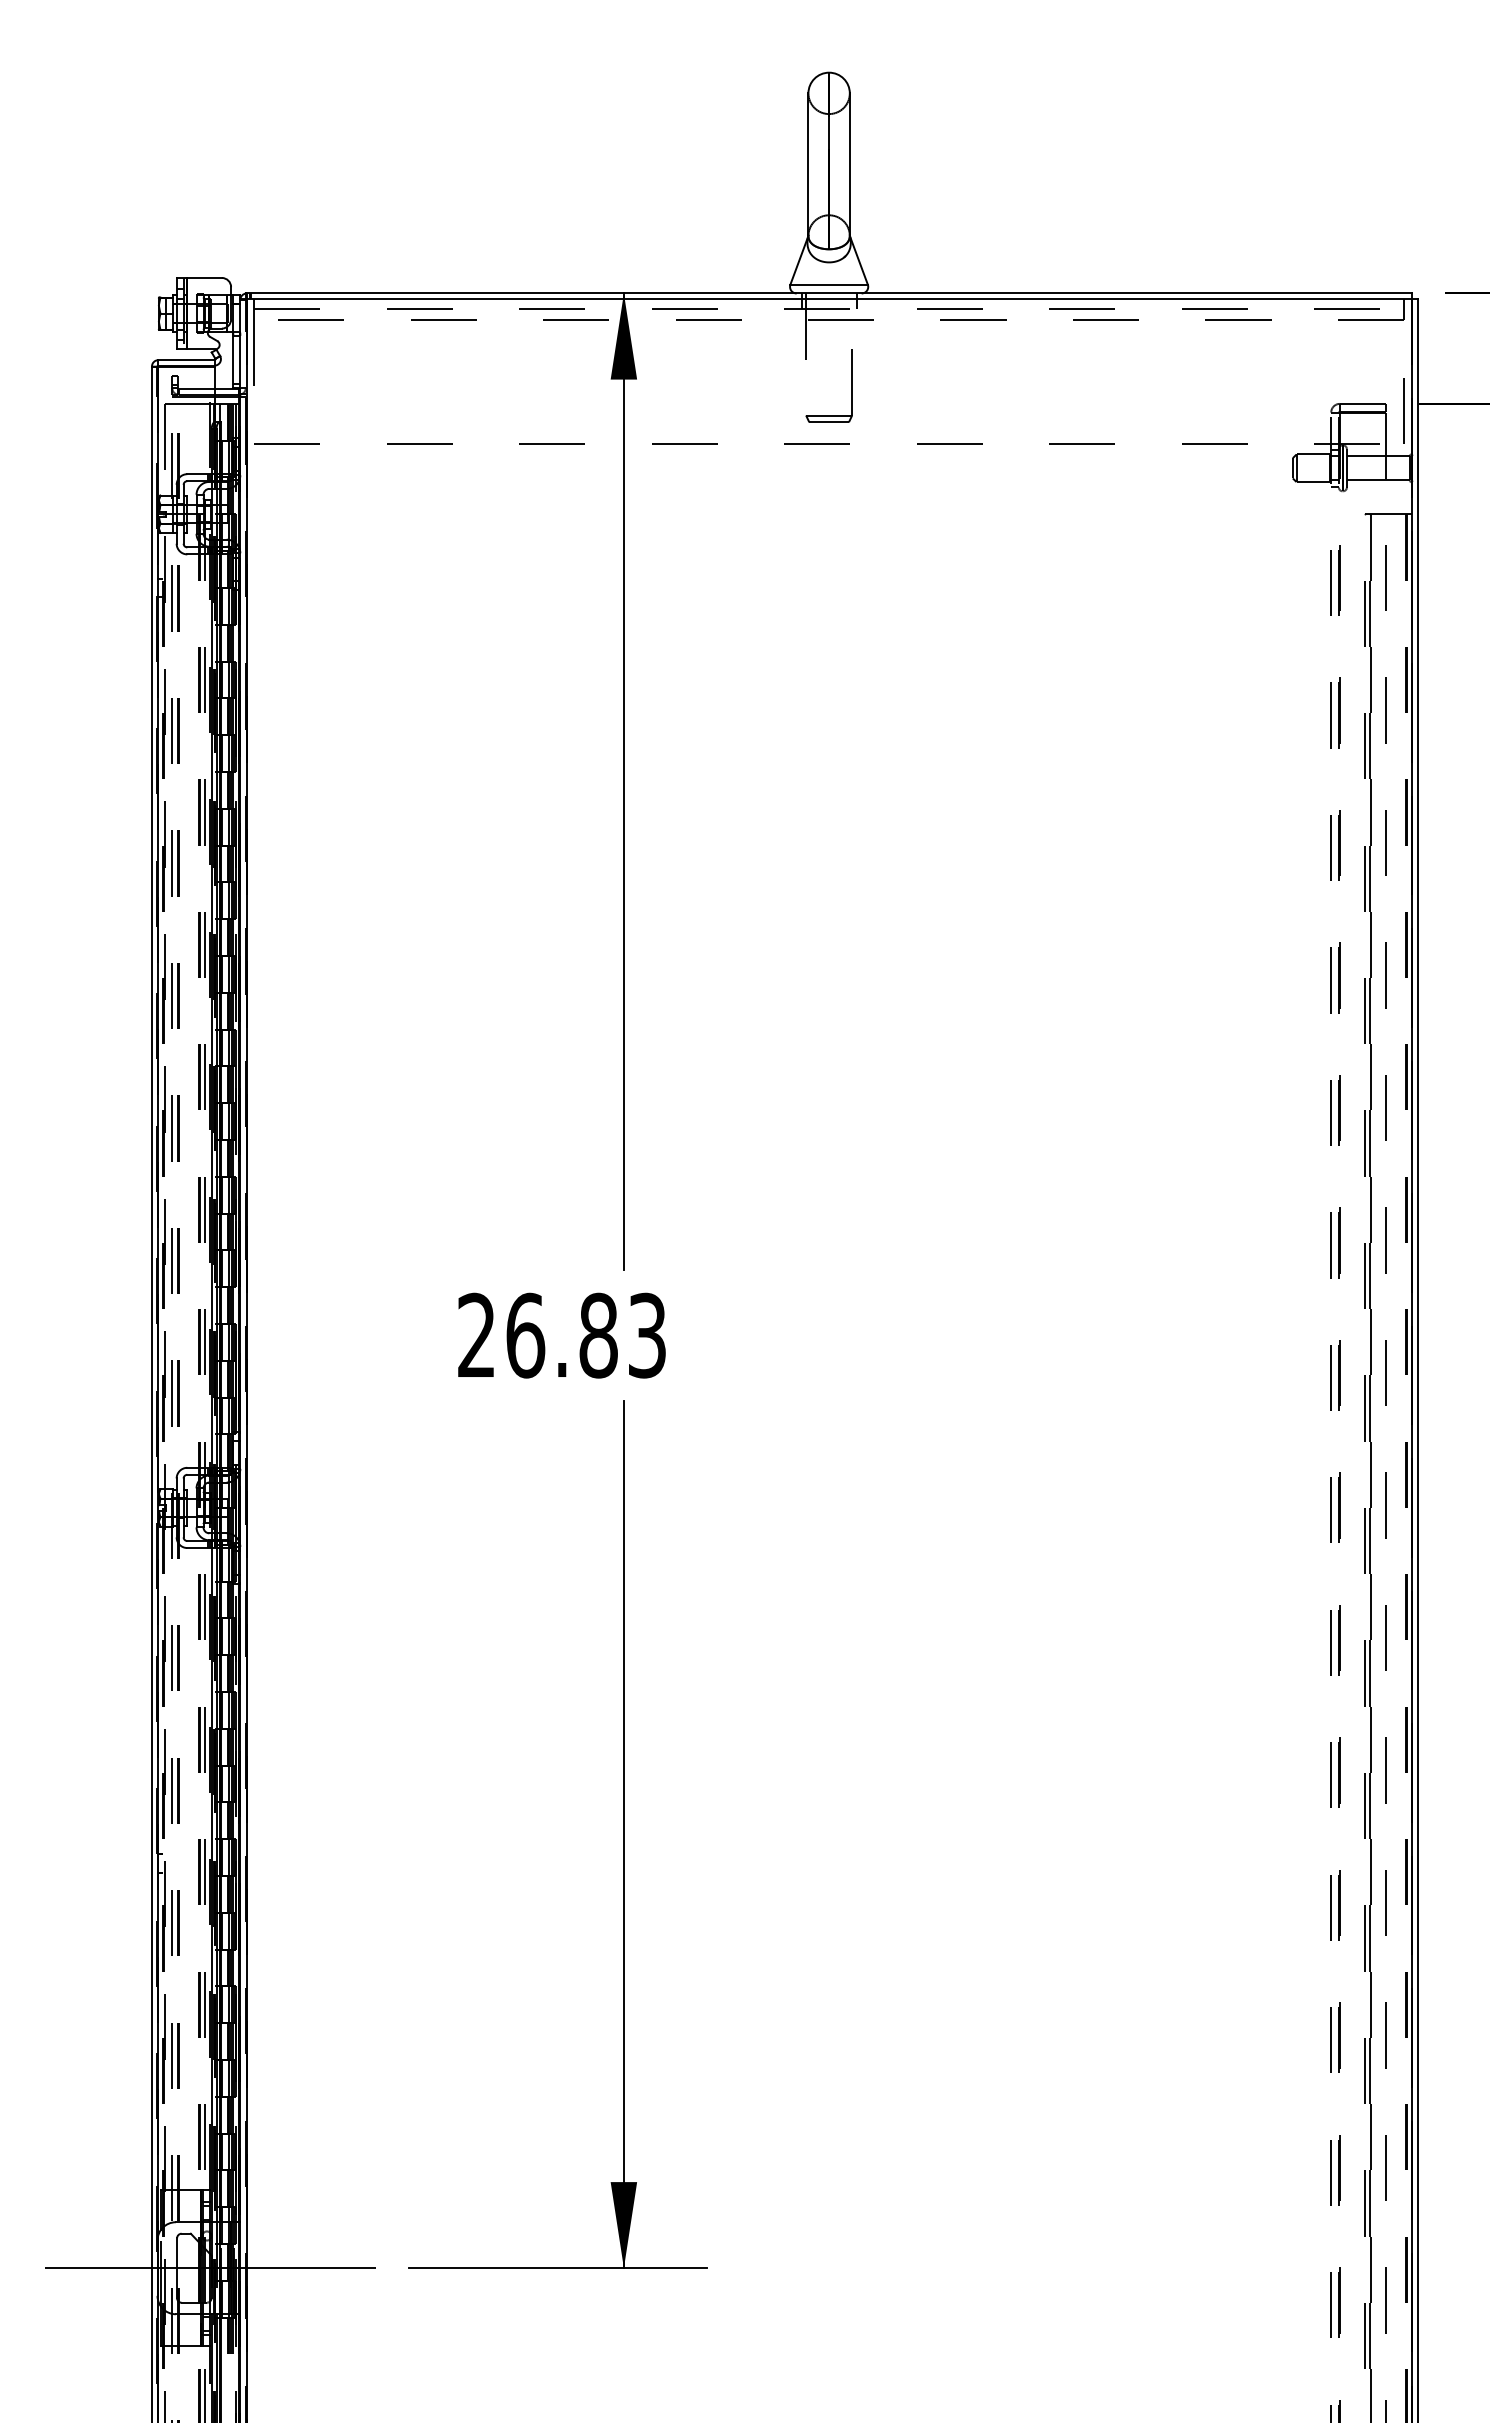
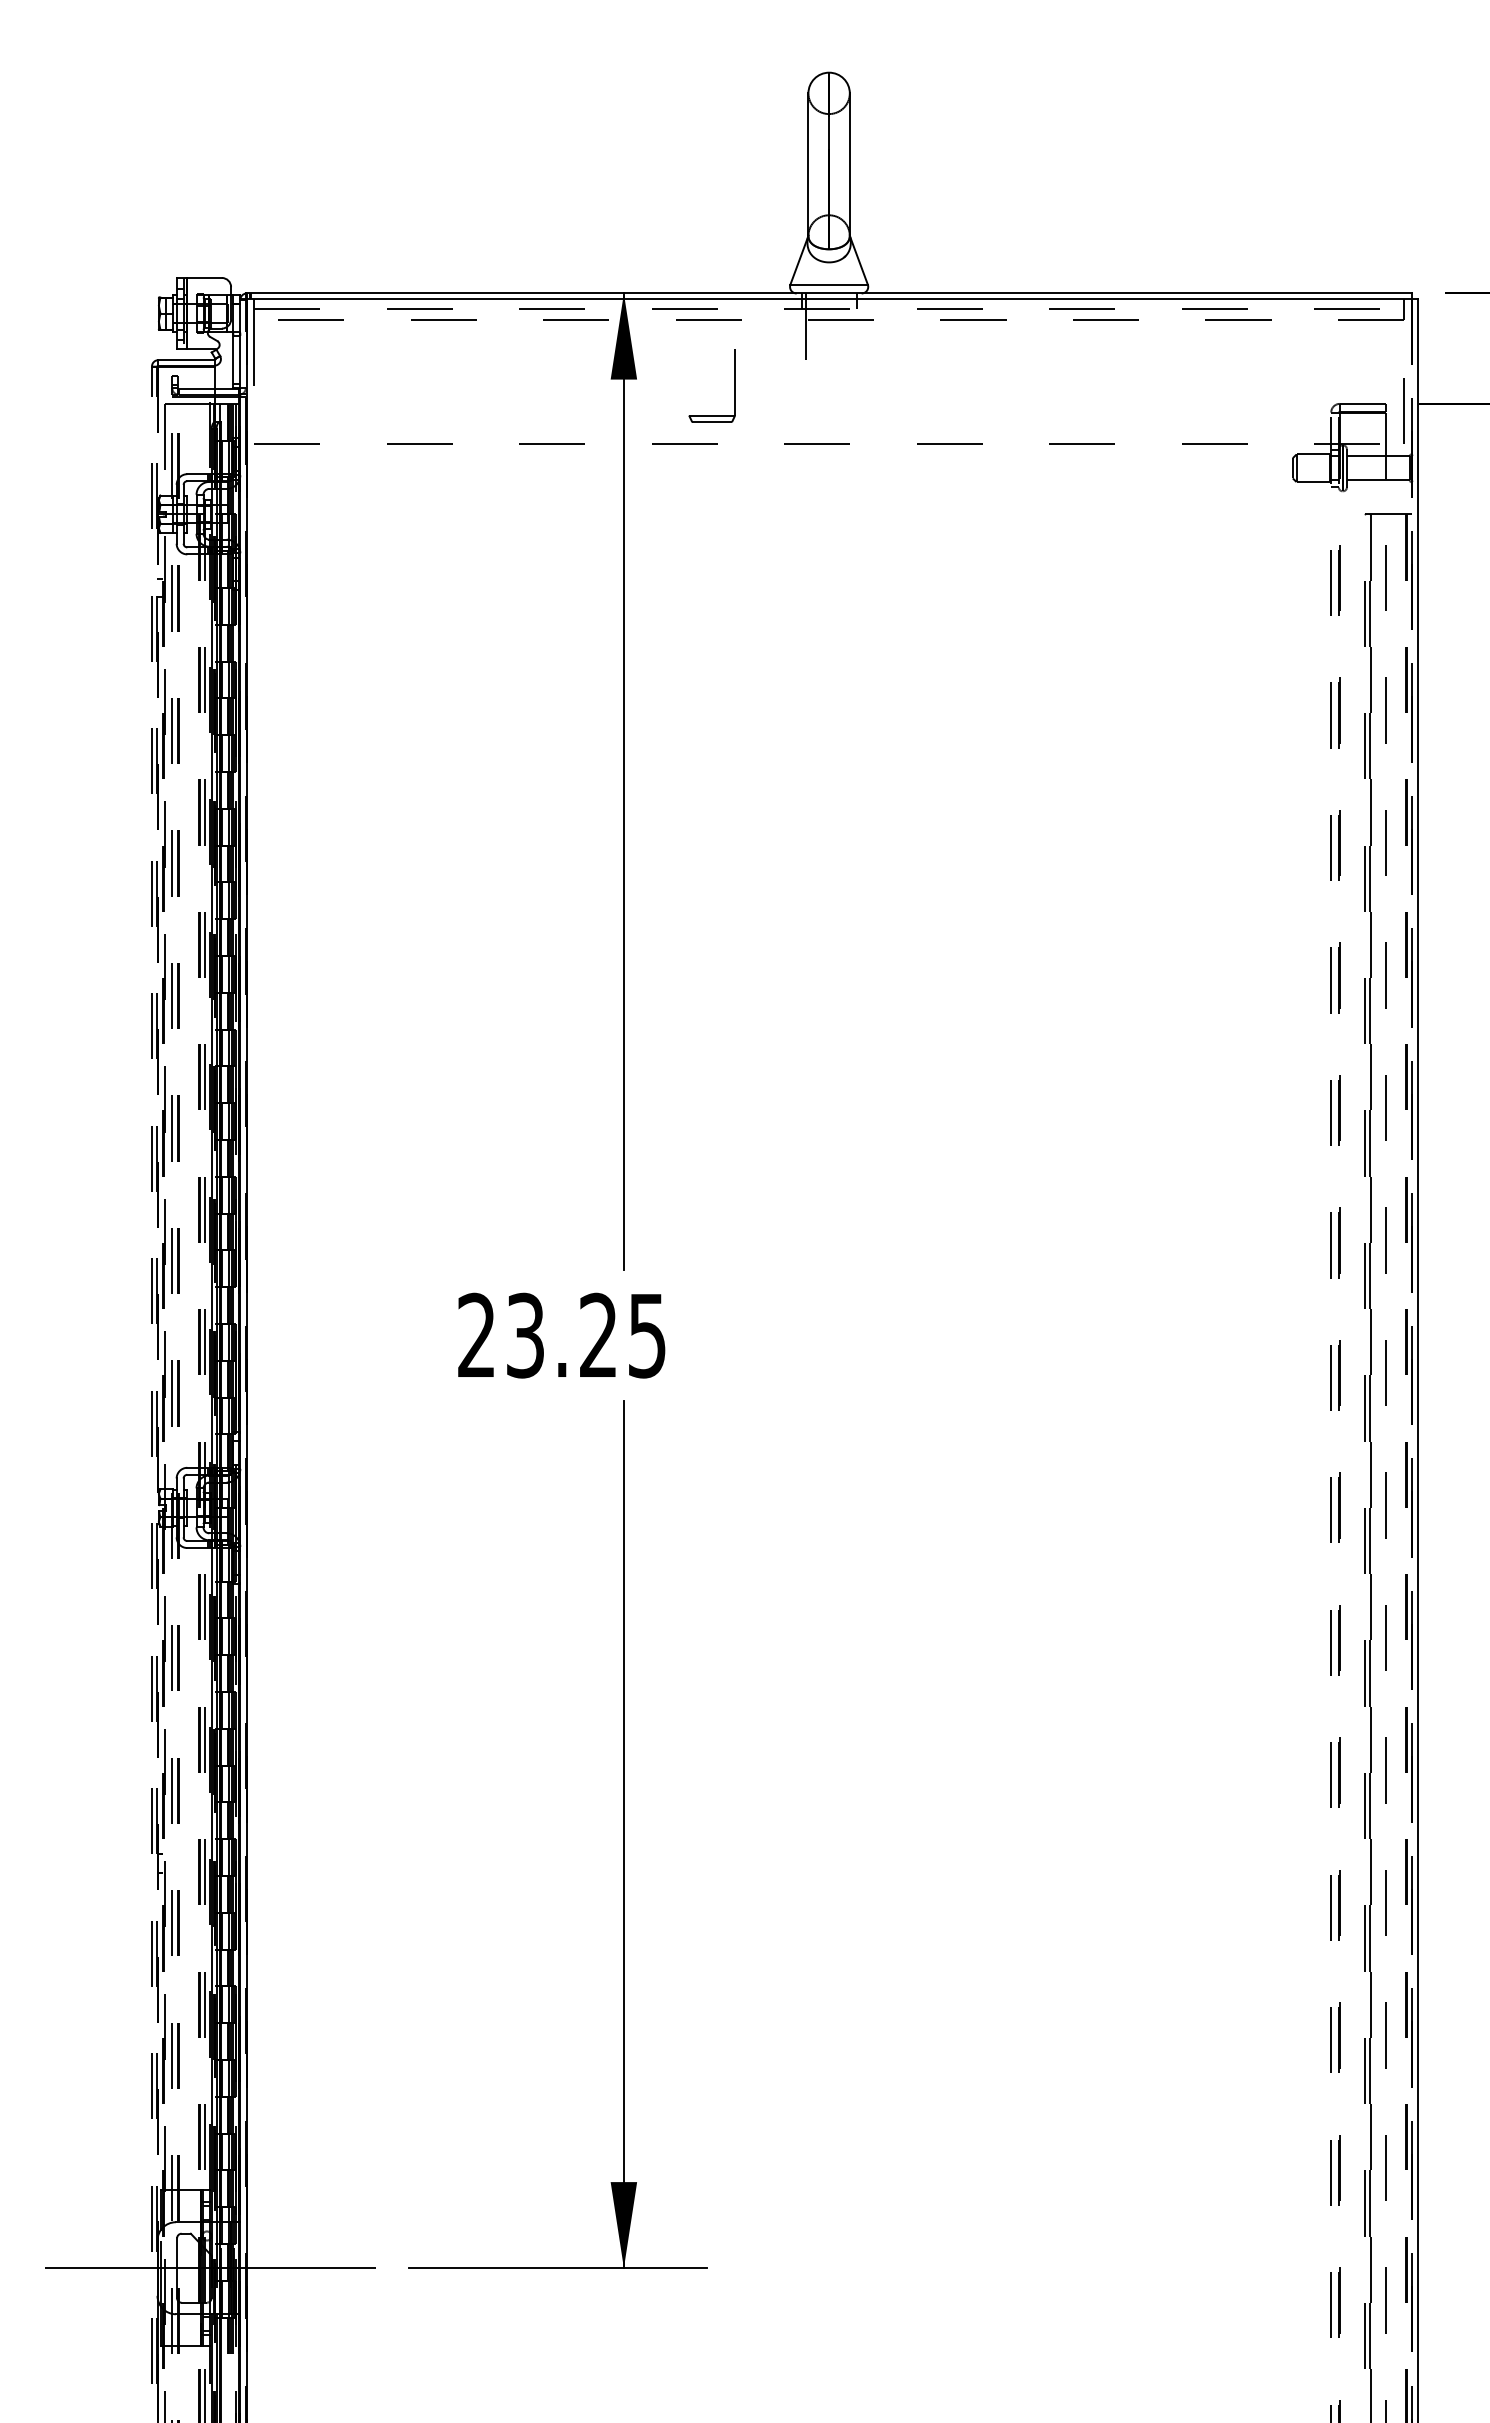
part position: (851, 385) -> (734, 385) (734, 385)
line: solid -> dashed (158, 1301)
text: 26.83 -> 23.25 (585, 1335)
line: solid -> dashed (1411, 1360)
line: solid -> dashed (151, 1394)
